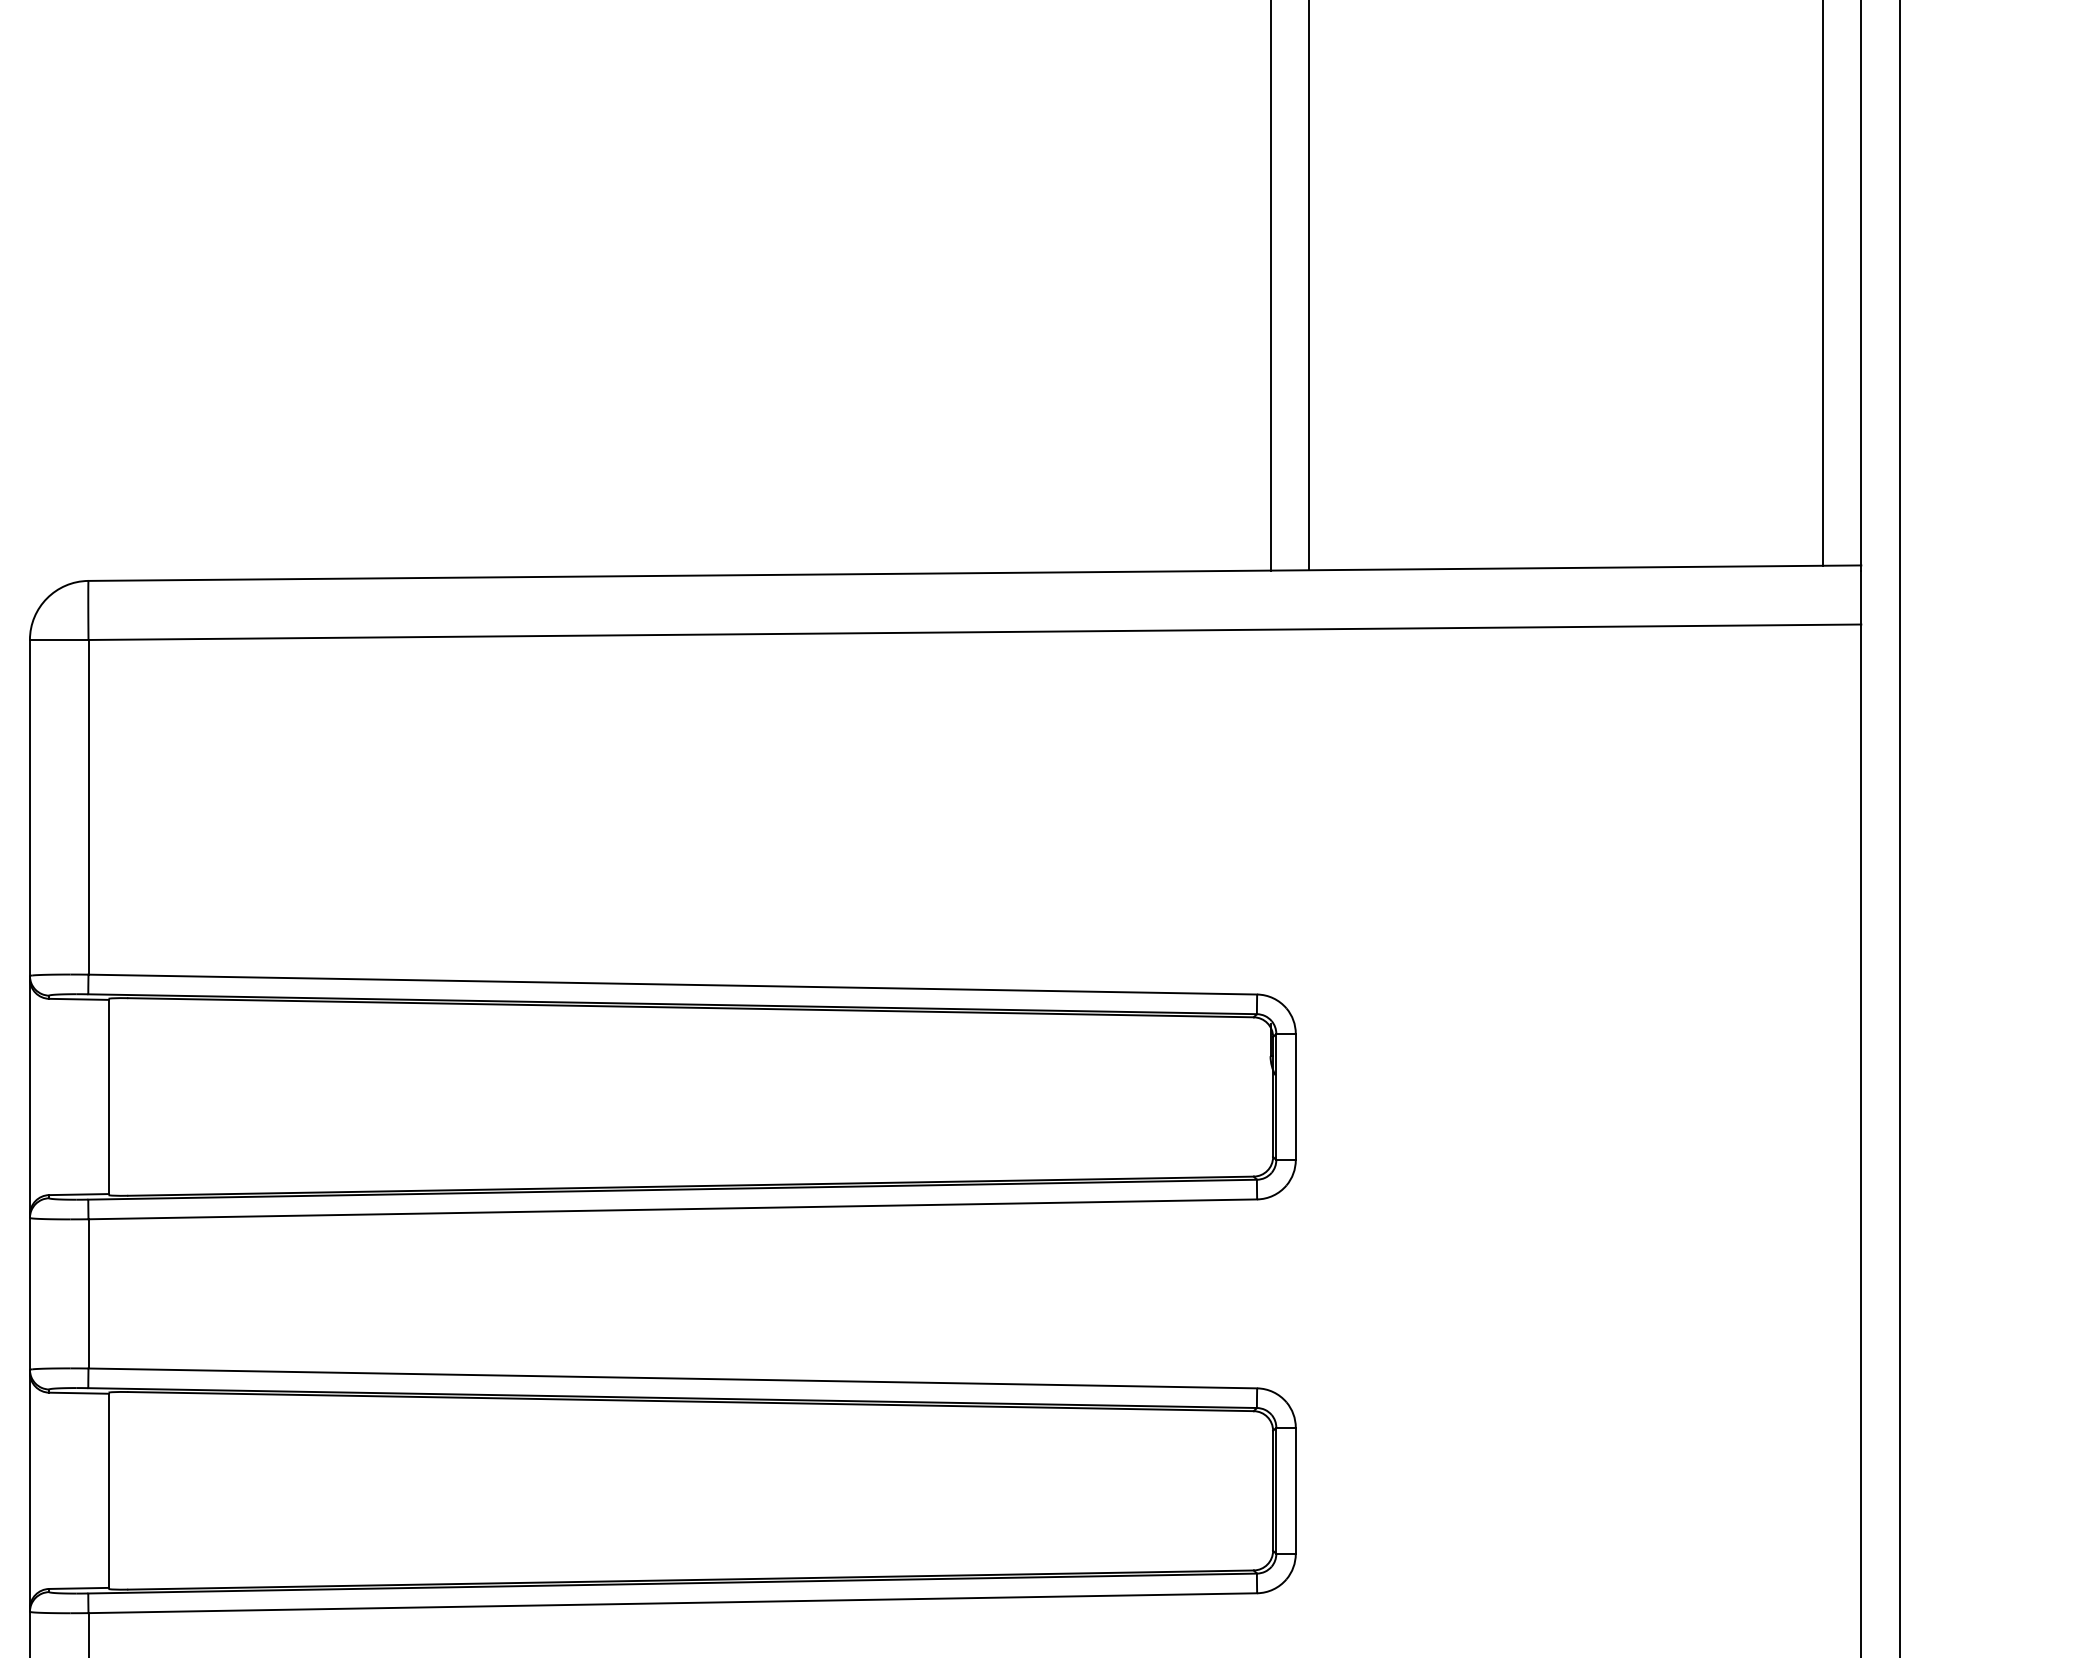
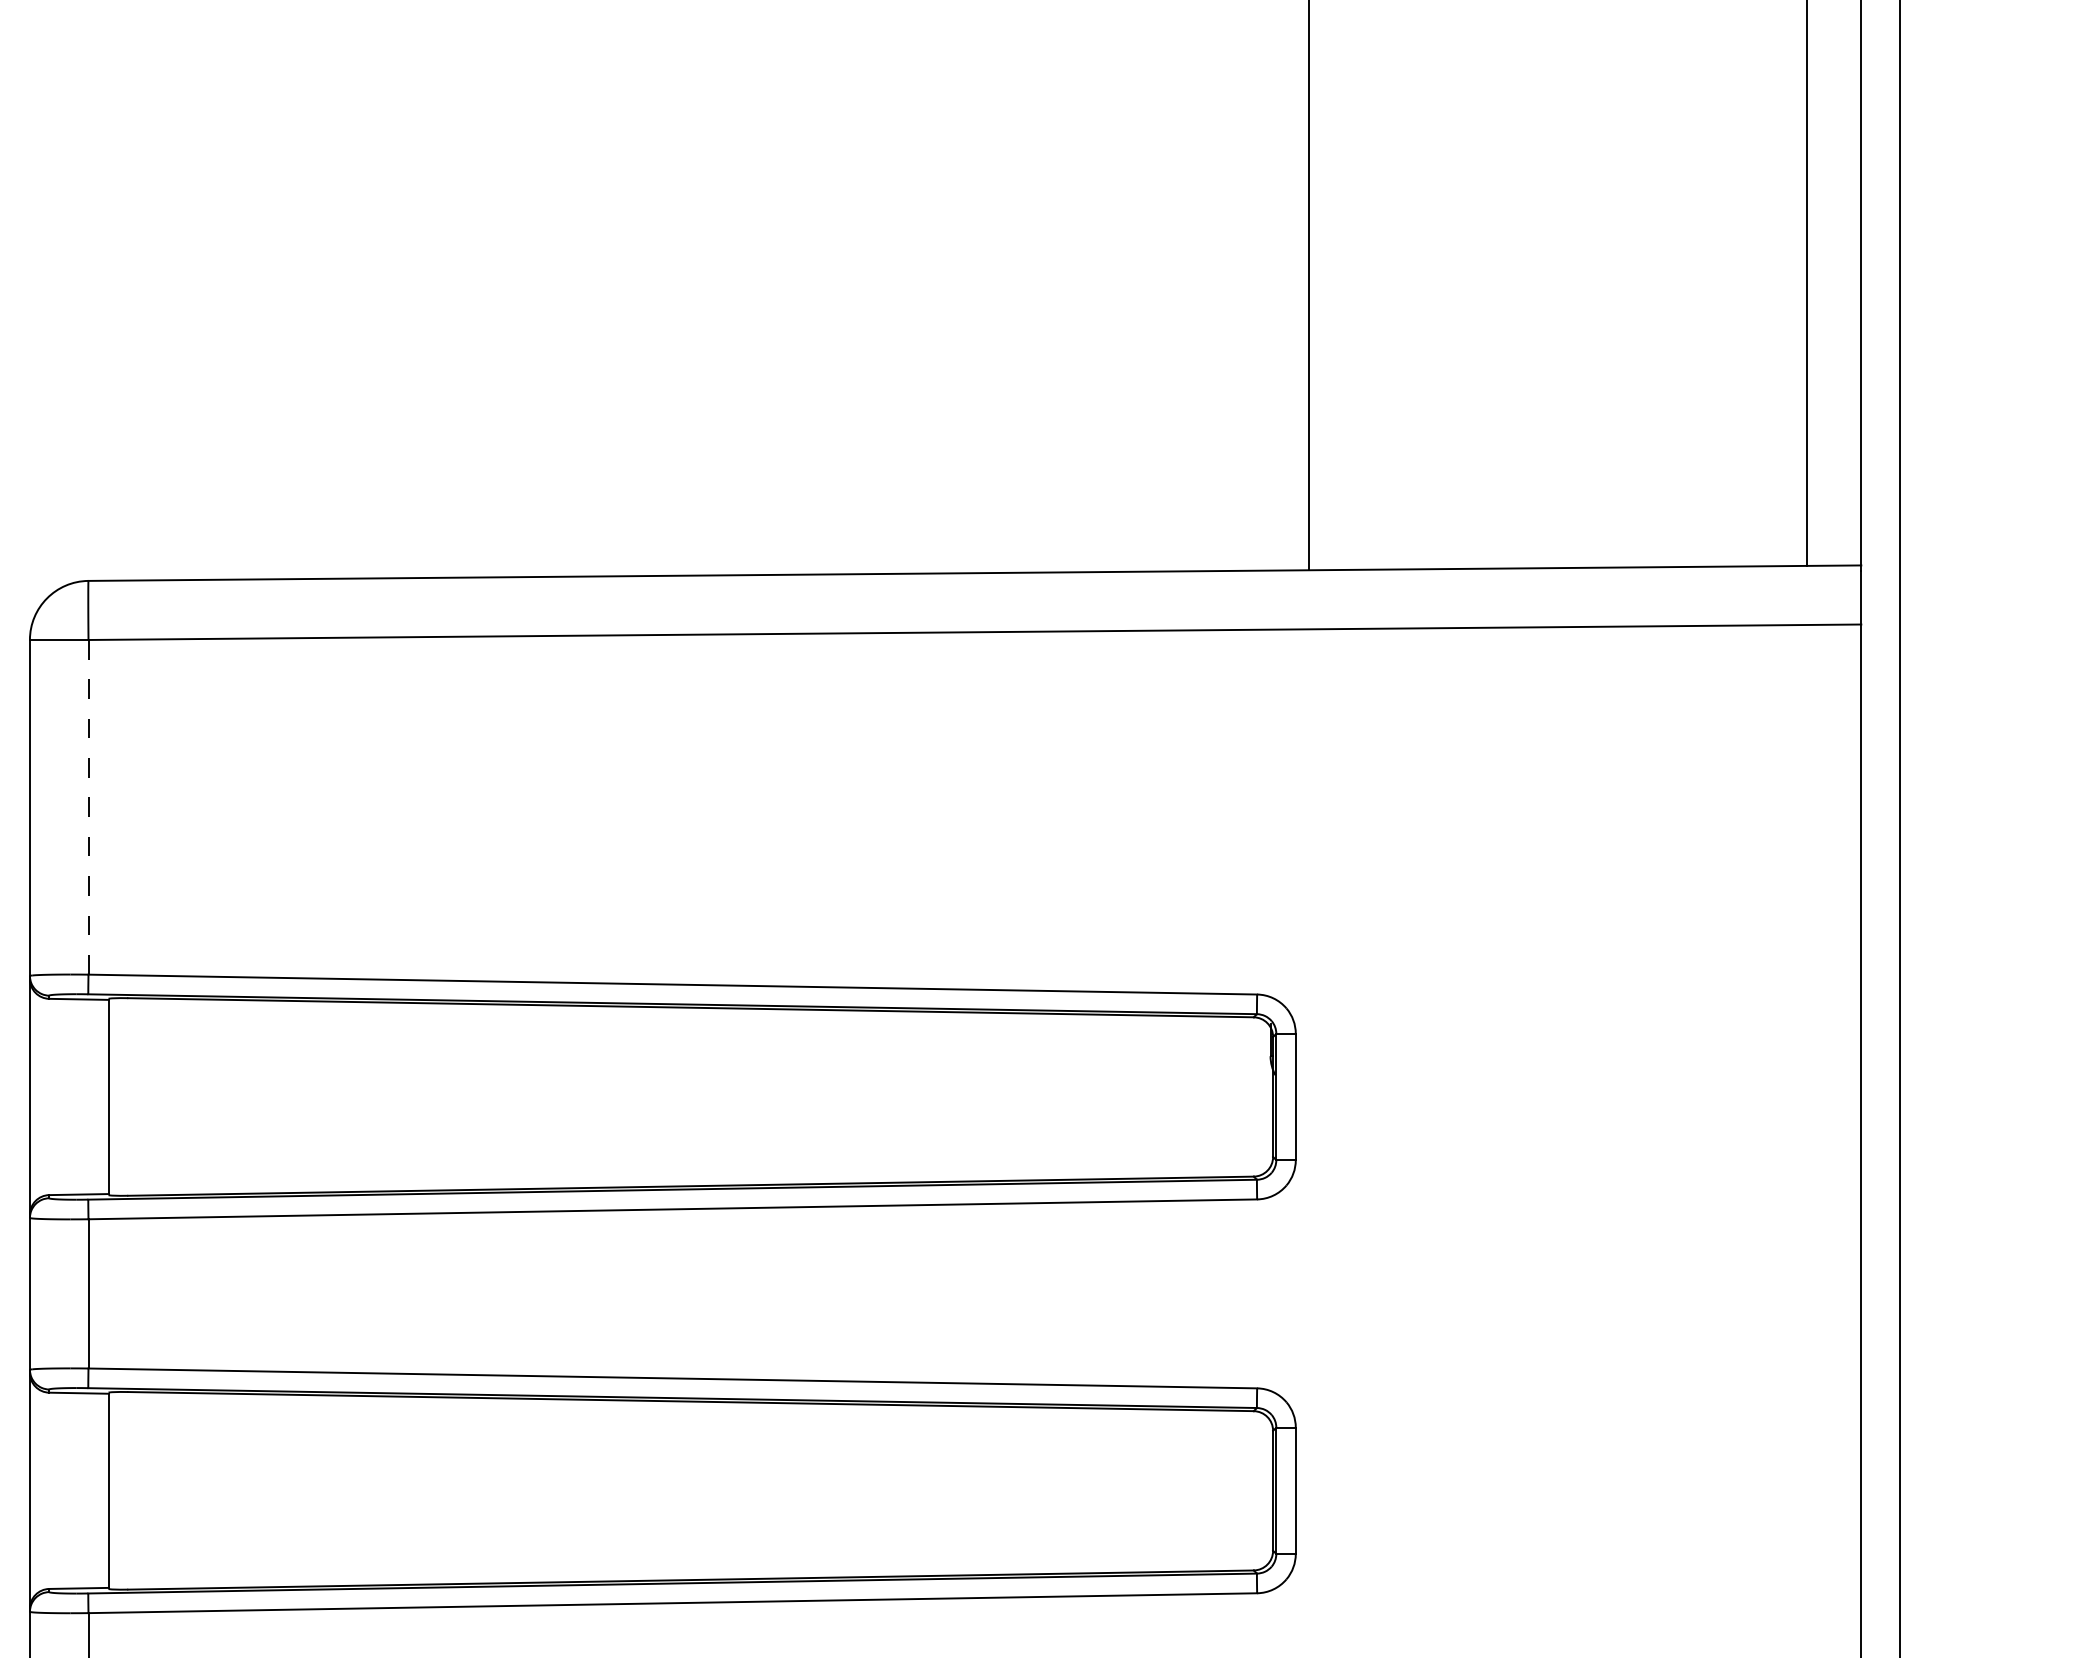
line position: (1822, 283) -> (1806, 283) (1806, 283)
line: present -> none (1270, 286)
line: solid -> dashed (88, 806)
